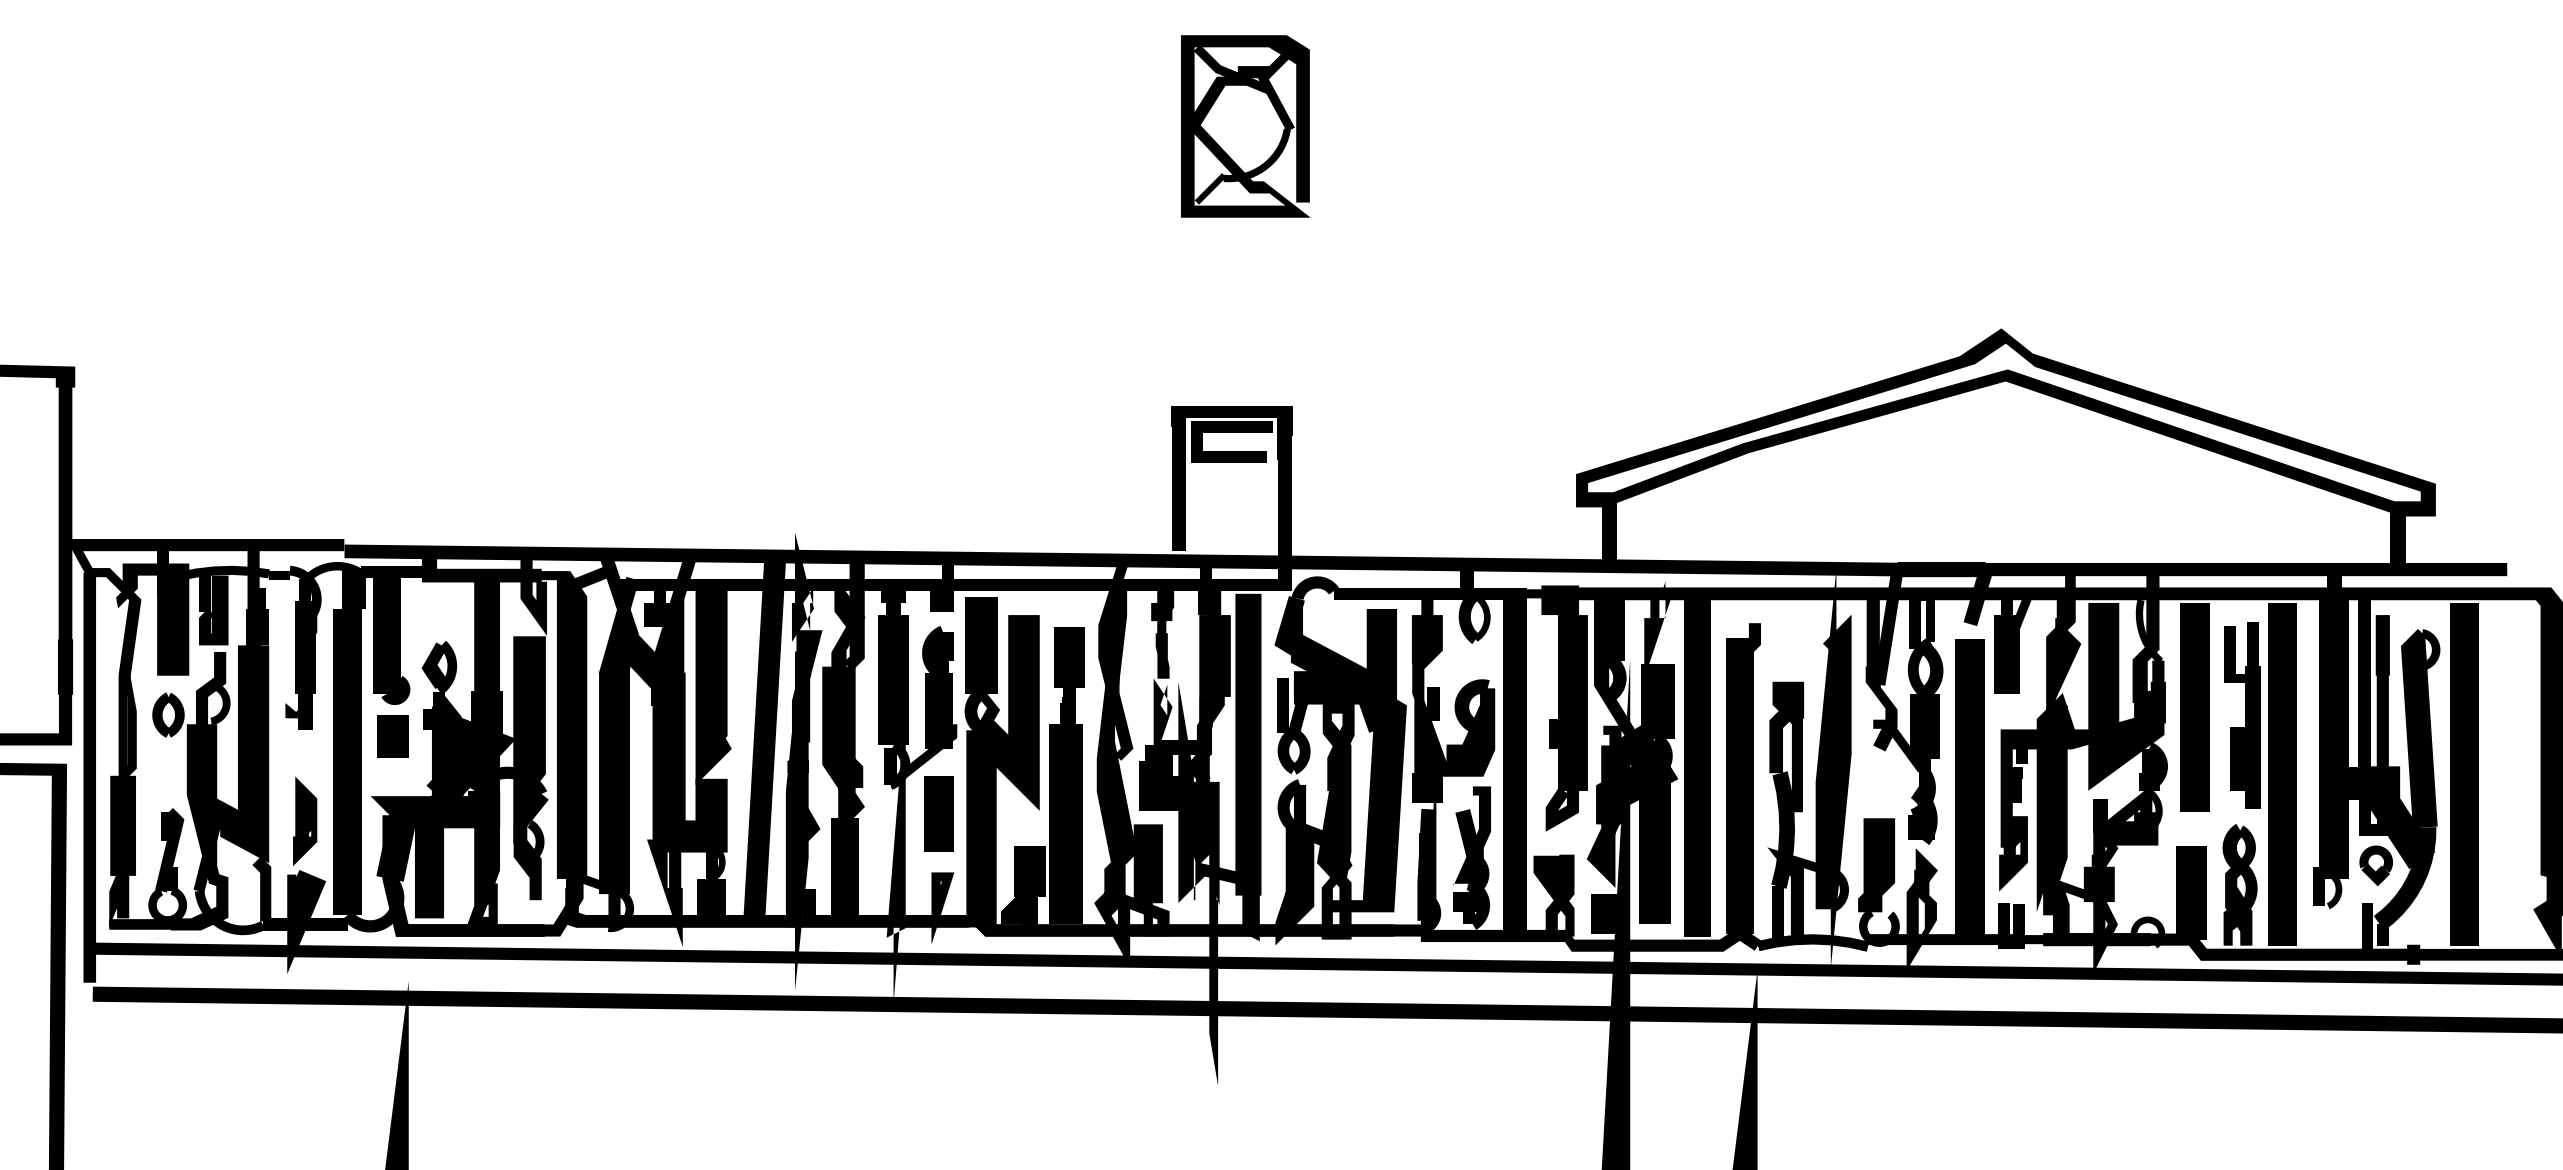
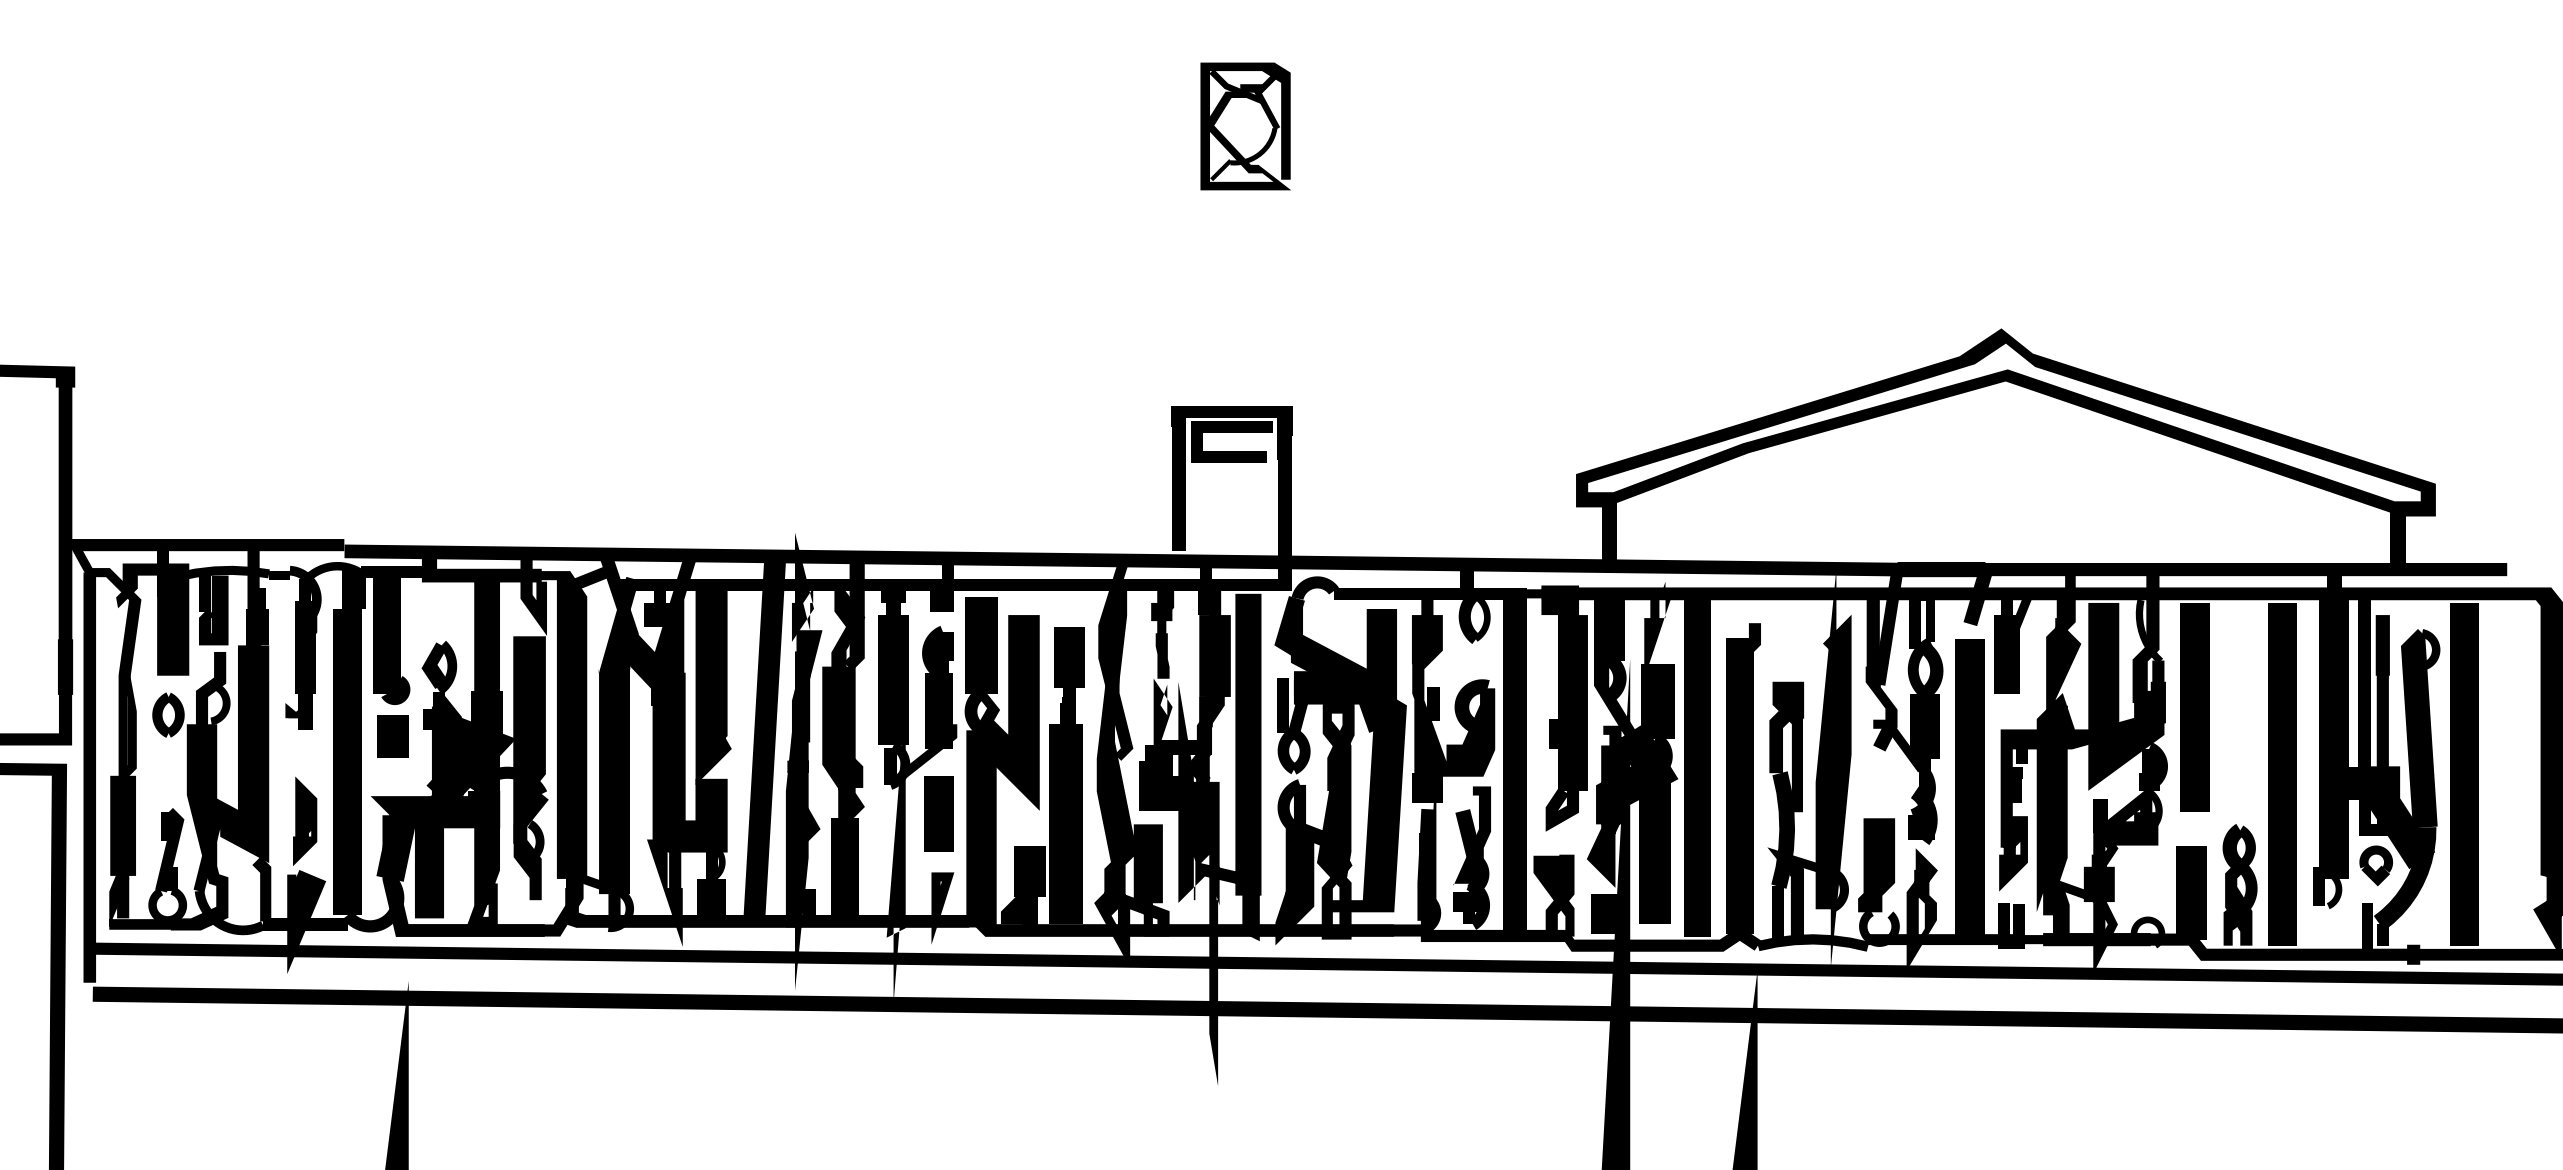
part size: 130x183 px -> 91x129 px (1245, 126)
part: present -> none (2242, 715)
